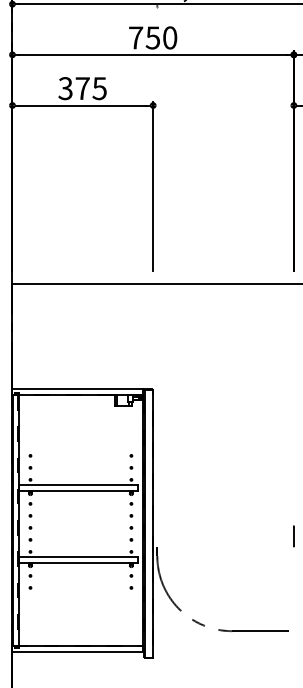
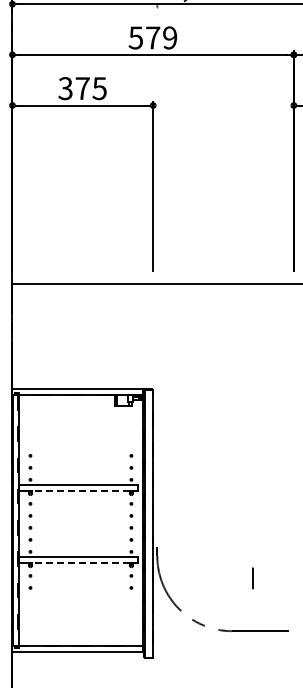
text: 750 -> 579 (152, 37)
line: solid -> dashed (80, 491)
line position: (293, 536) -> (252, 578) (252, 578)
line: solid -> dashed (80, 563)
